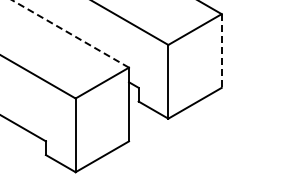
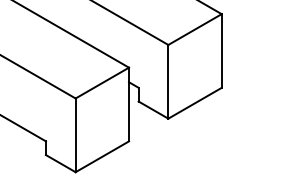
line: dashed -> solid (70, 33)
line: dashed -> solid (221, 51)
